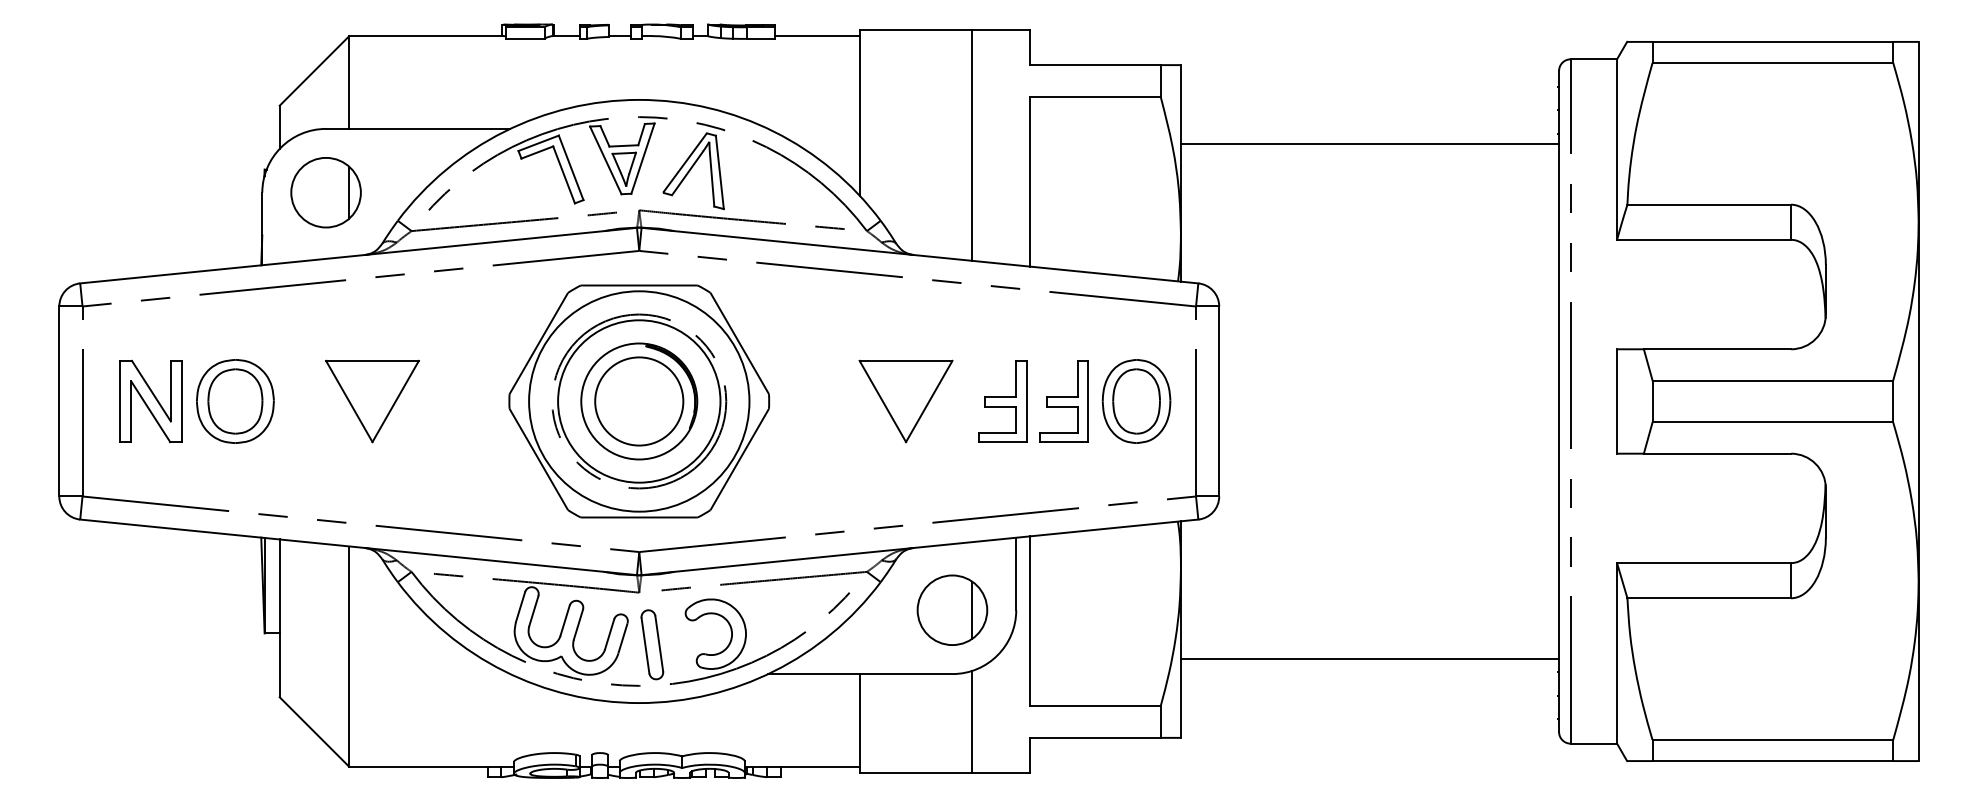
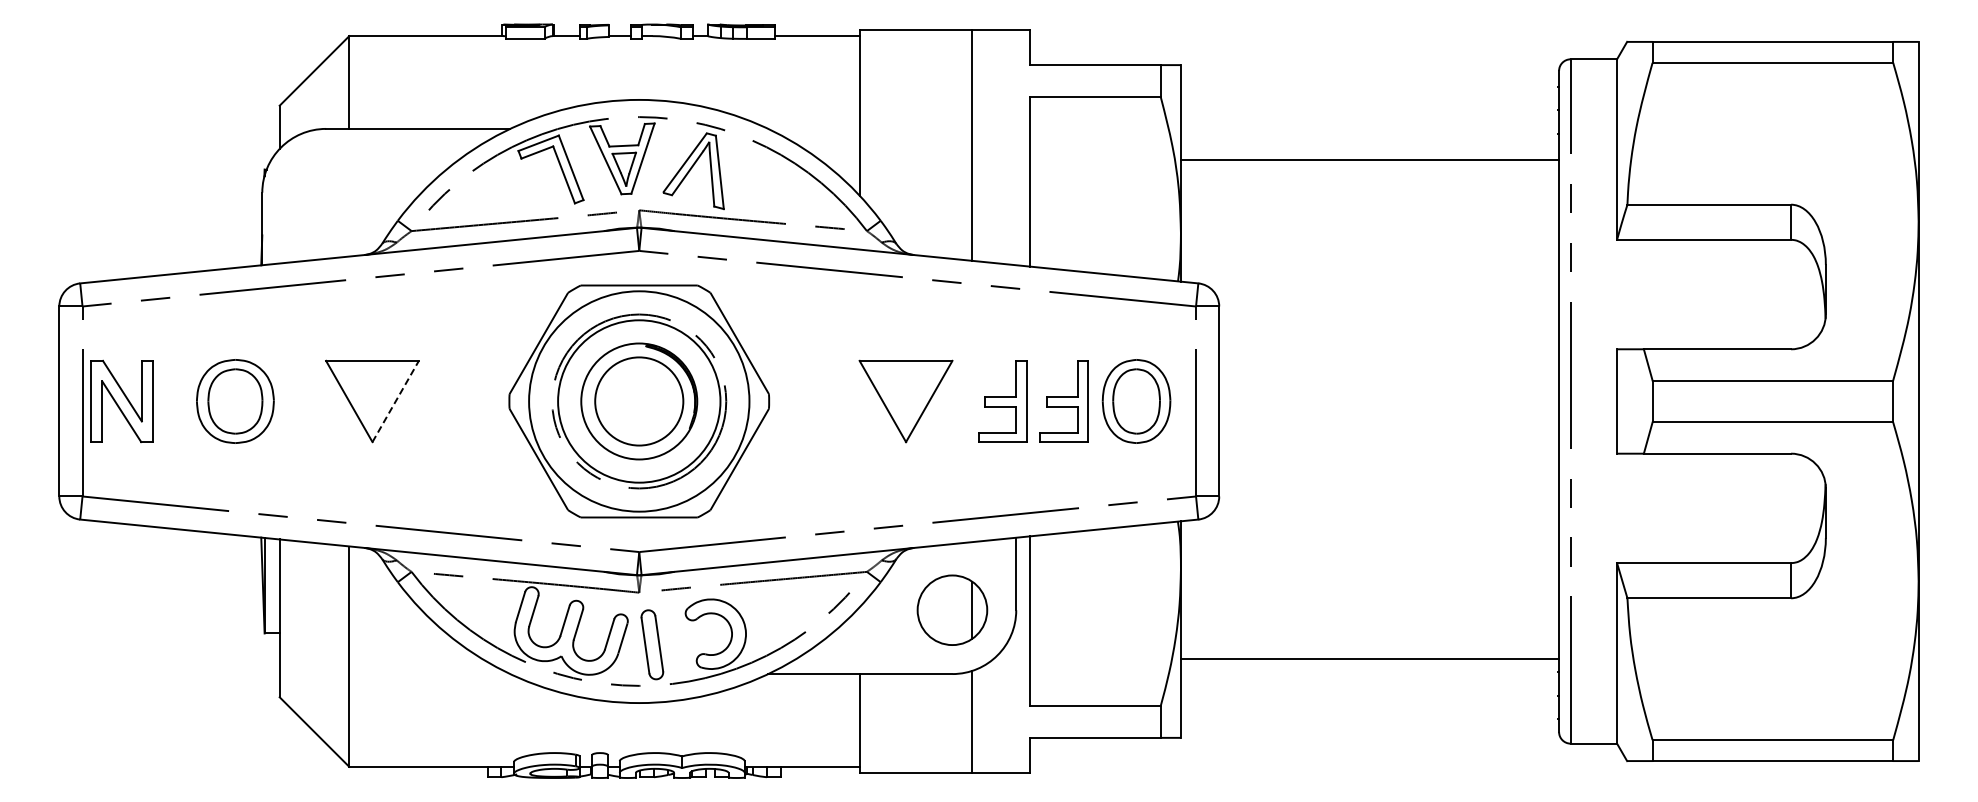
line position: (1369, 143) -> (1369, 159) (1369, 159)
part: present -> none (325, 192)
part position: (150, 400) -> (121, 400) (121, 400)
line: solid -> dashed (395, 401)
